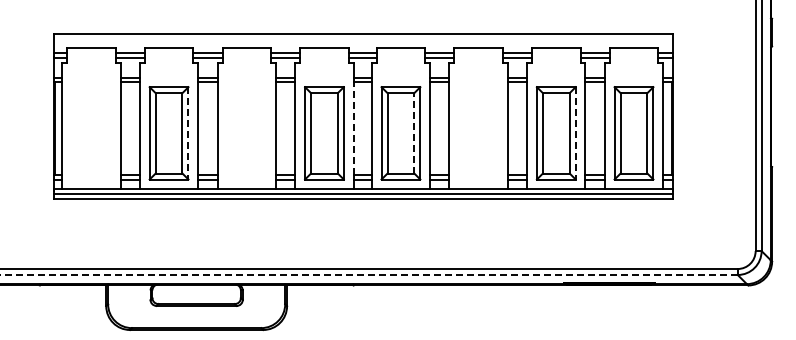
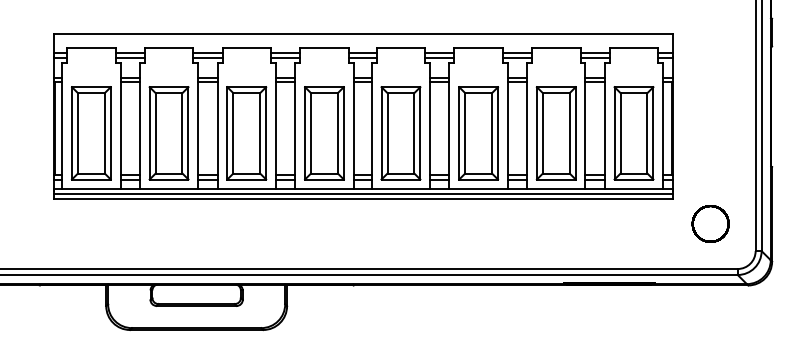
line: dashed -> solid (353, 128)
line: dashed -> solid (414, 132)
part: none -> present (90, 133)
line: dashed -> solid (188, 133)
part: none -> present (246, 133)
part: none -> present (478, 133)
line: dashed -> solid (575, 133)
part: none -> present (710, 223)
line: dashed -> solid (368, 274)
